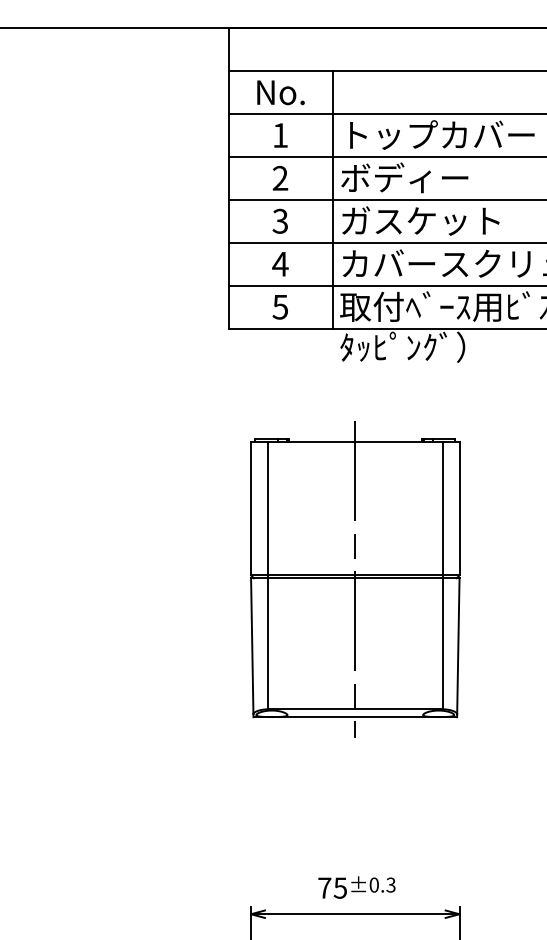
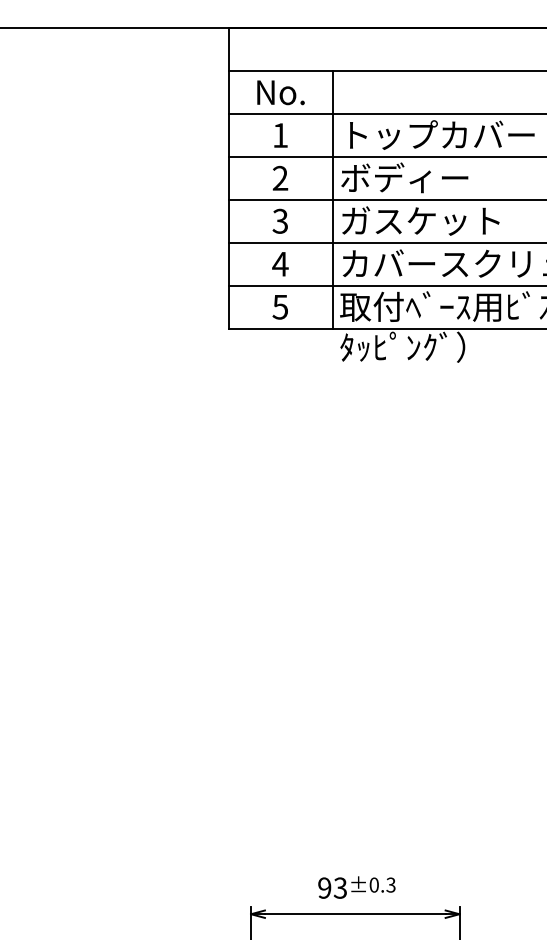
part: present -> none (355, 579)
text: 75 -> 93 (332, 887)
